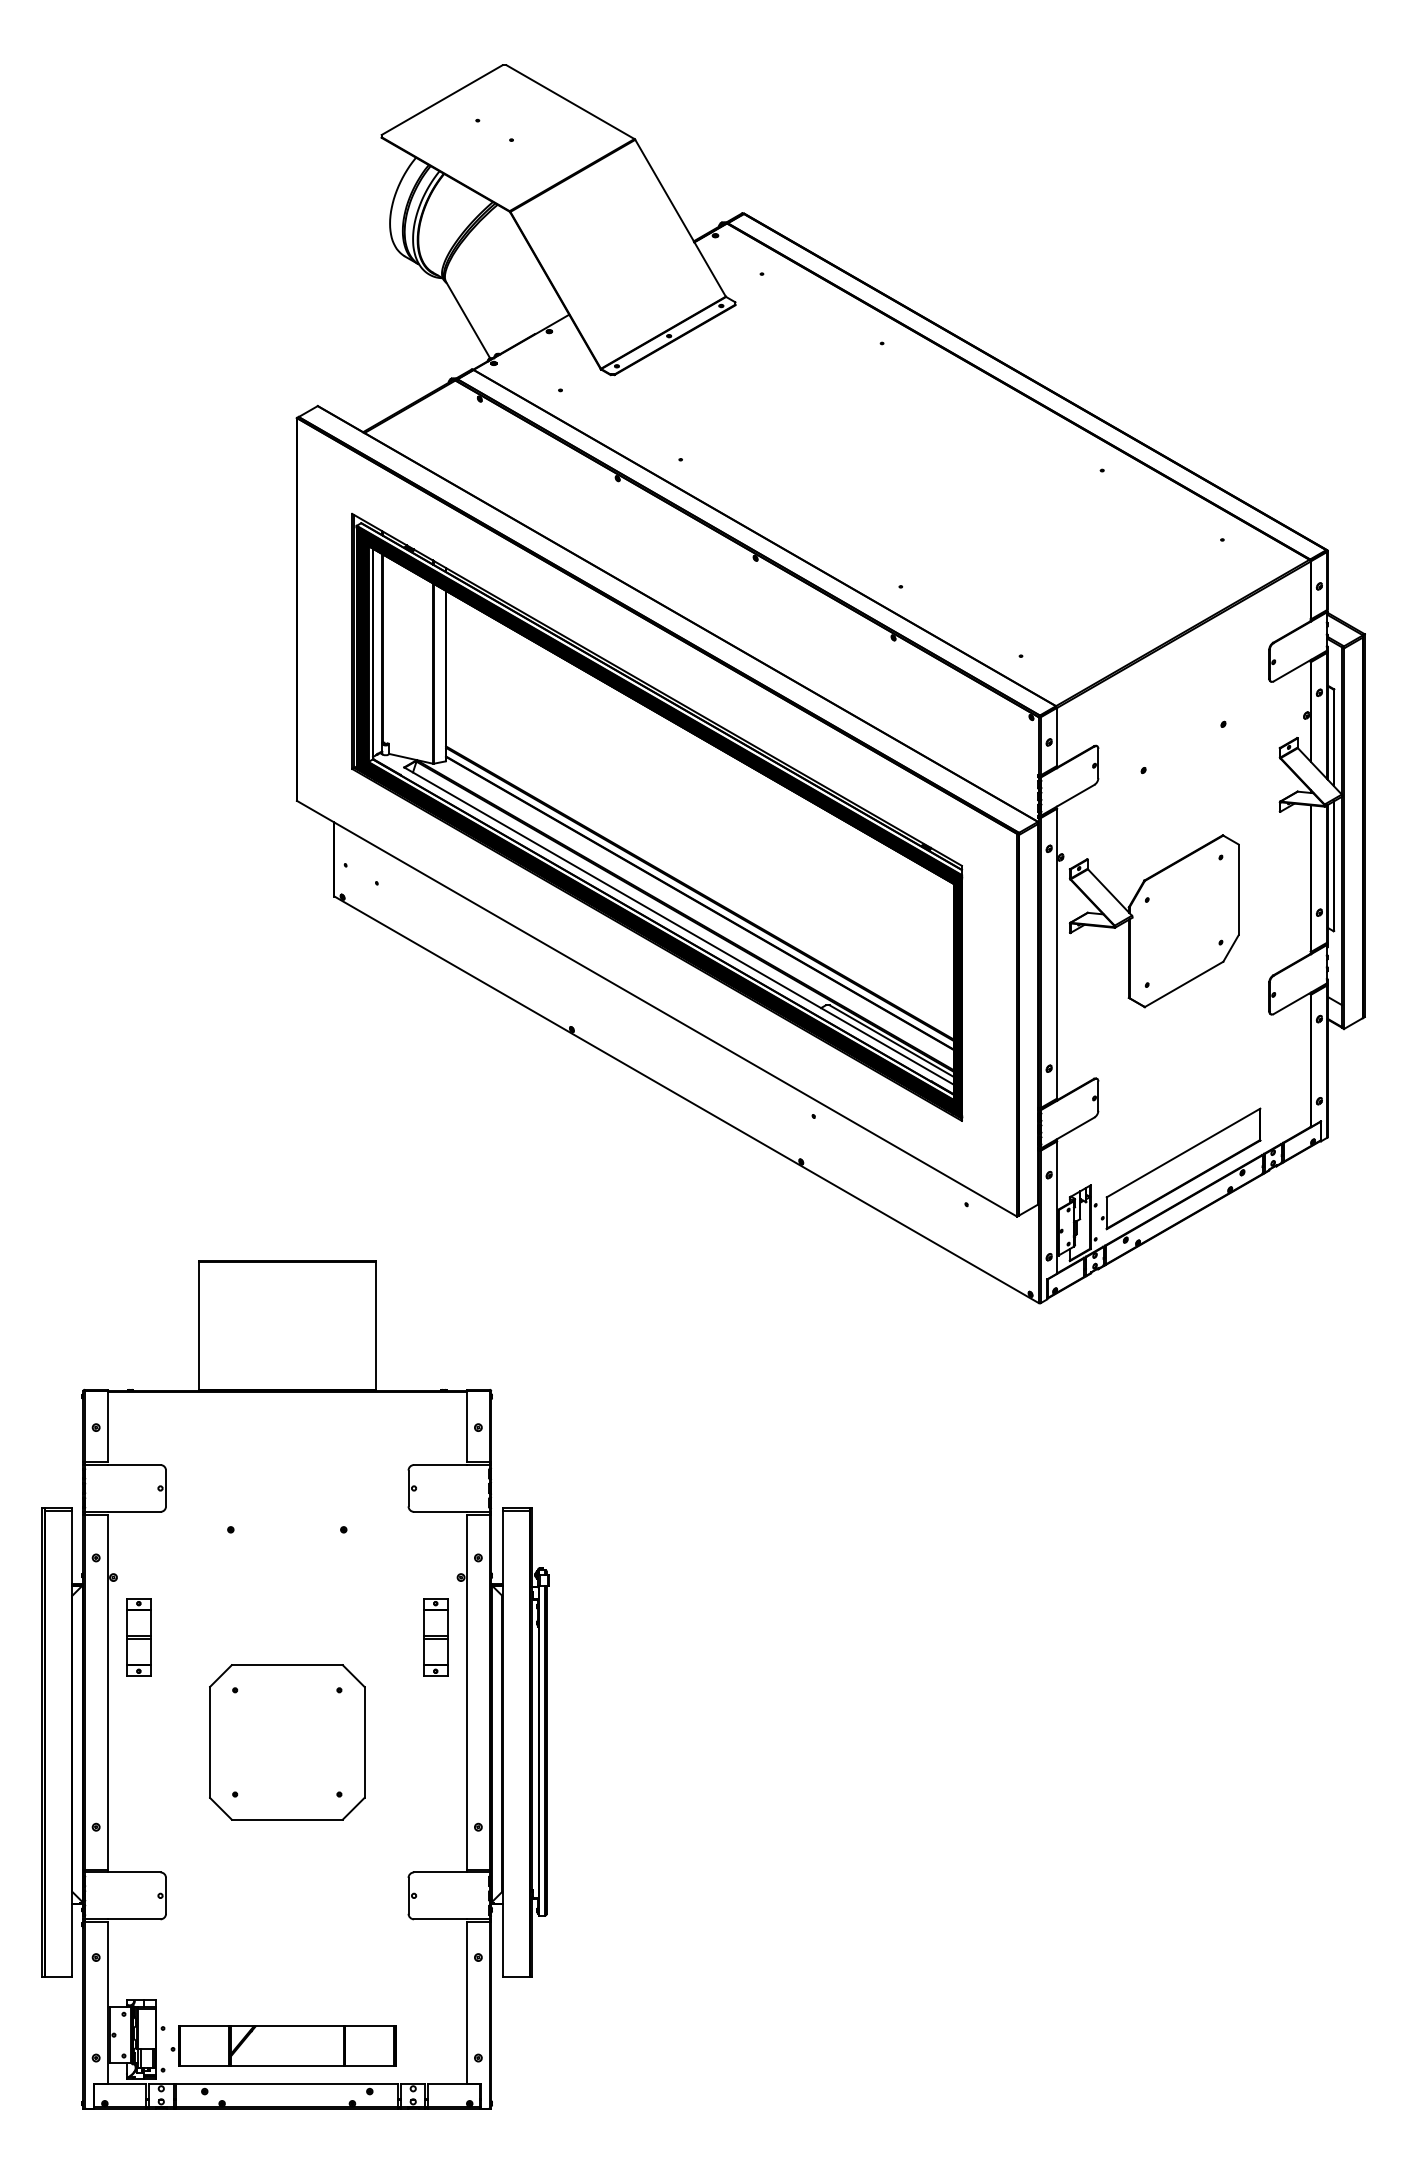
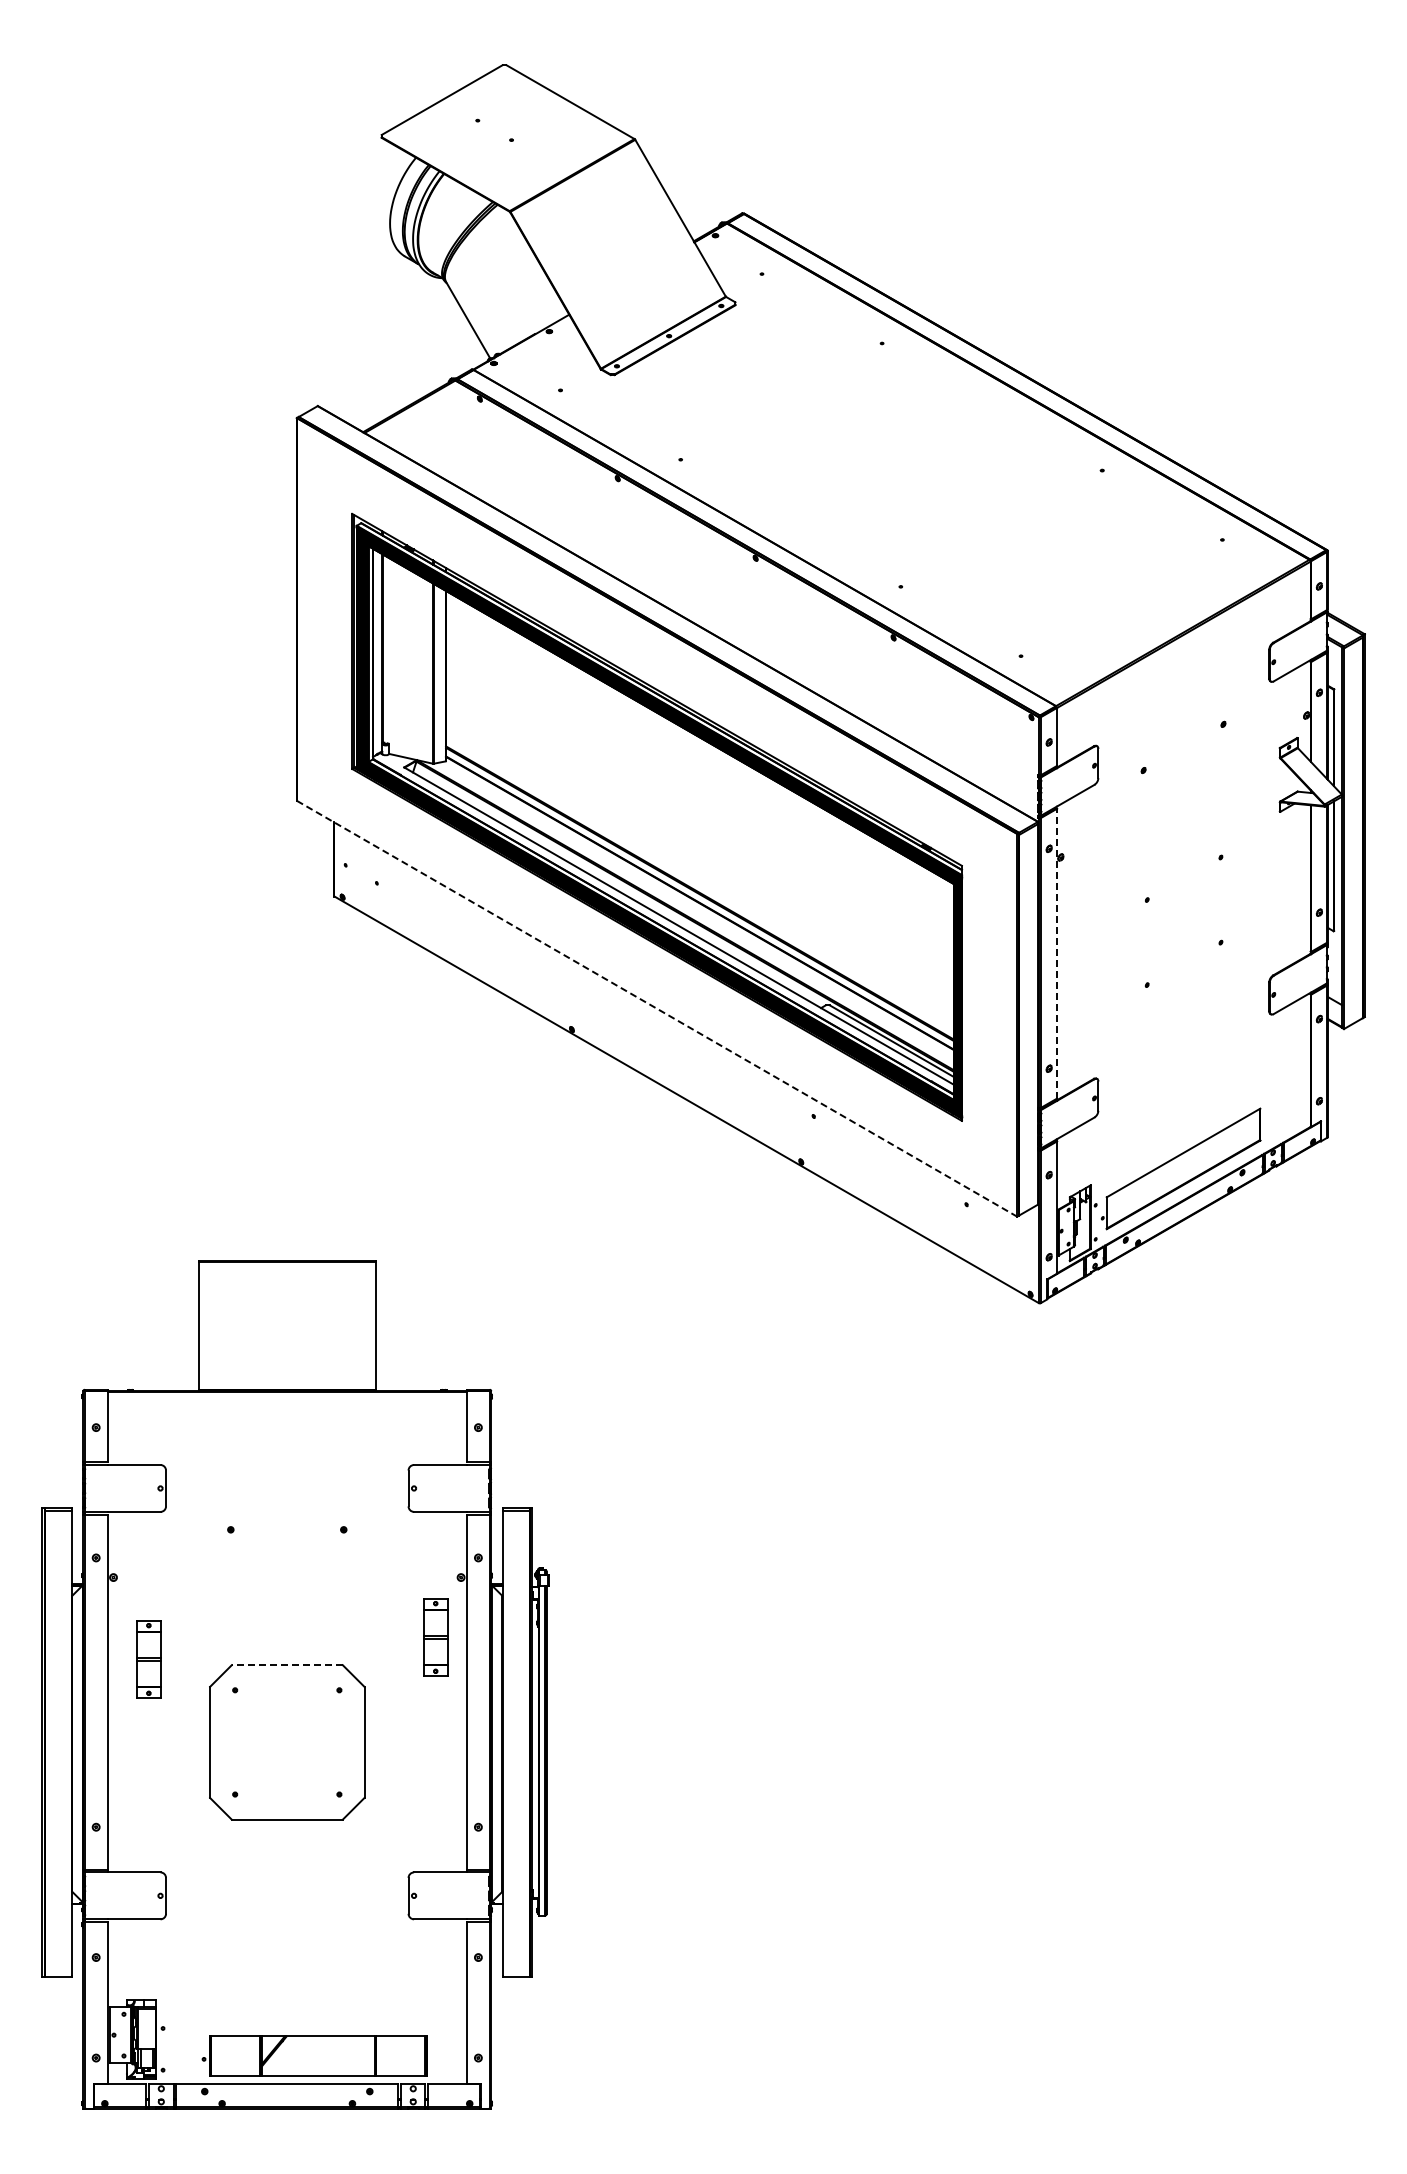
part: present -> none (1153, 921)
line: solid -> dashed (1057, 953)
line: solid -> dashed (657, 1008)
part position: (138, 1637) -> (148, 1659) (148, 1659)
line: solid -> dashed (287, 1665)
part position: (283, 2045) -> (314, 2055) (314, 2055)
